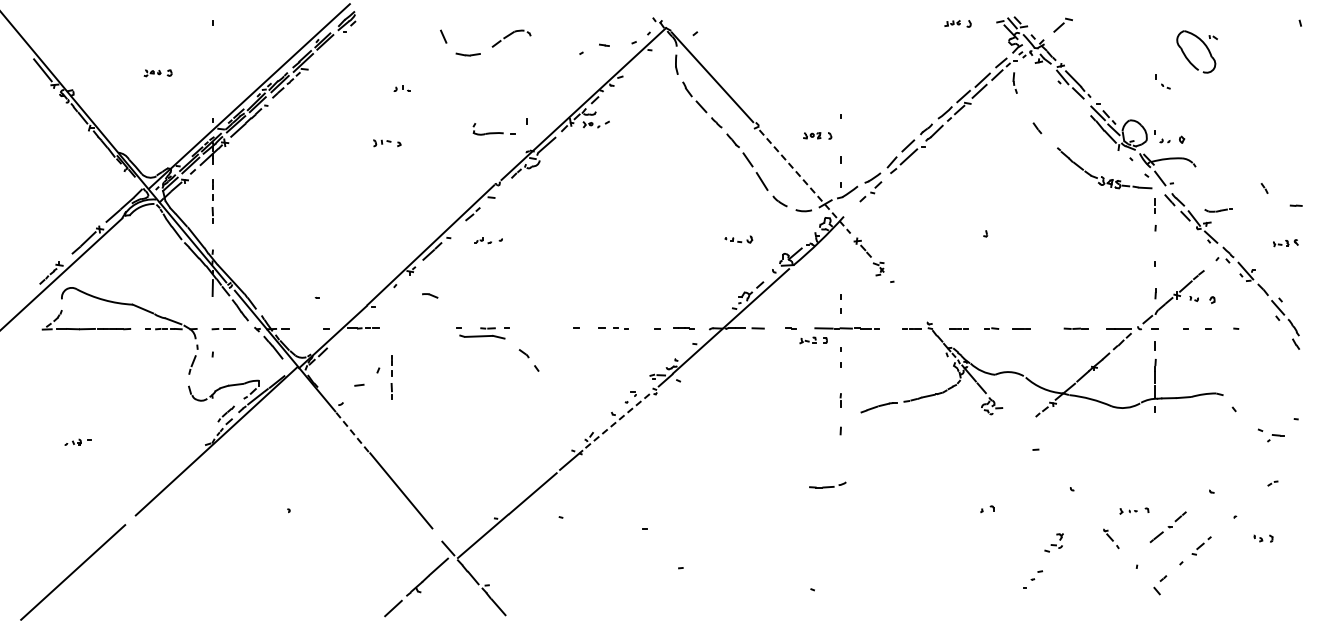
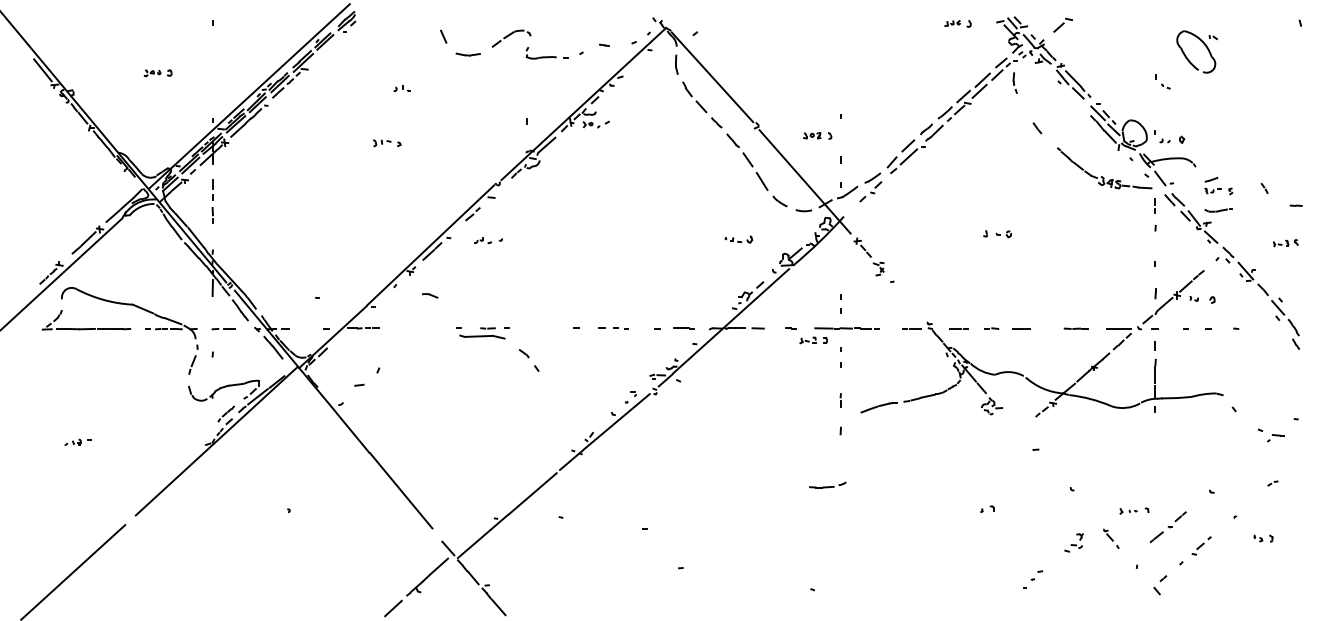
part position: (493, 129) -> (546, 53) (546, 53)
line: dashed -> solid (805, 181)
part: none -> present (1218, 186)
part: none -> present (1003, 234)
part: present -> none (391, 377)
line: dashed -> solid (616, 422)
line: dashed -> solid (352, 432)
part position: (1053, 542) -> (1073, 542) (1073, 542)
